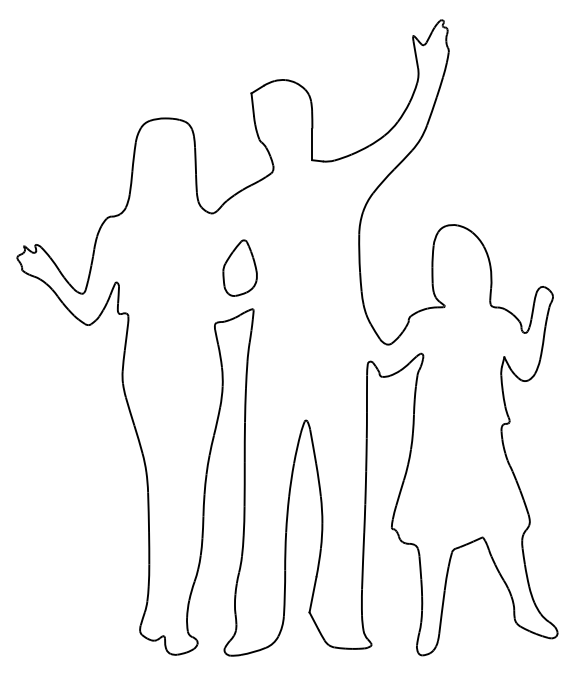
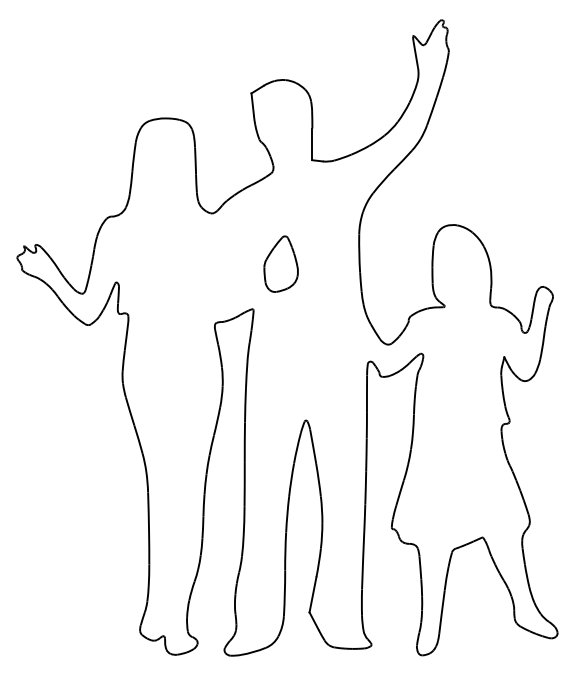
part position: (239, 267) -> (280, 263) (280, 263)
